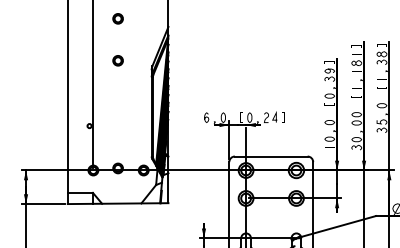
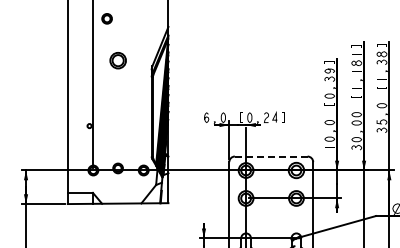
part position: (117, 18) -> (106, 18) (106, 18)
part size: 12x12 px -> 18x18 px (117, 60)
line: solid -> dashed (270, 156)
